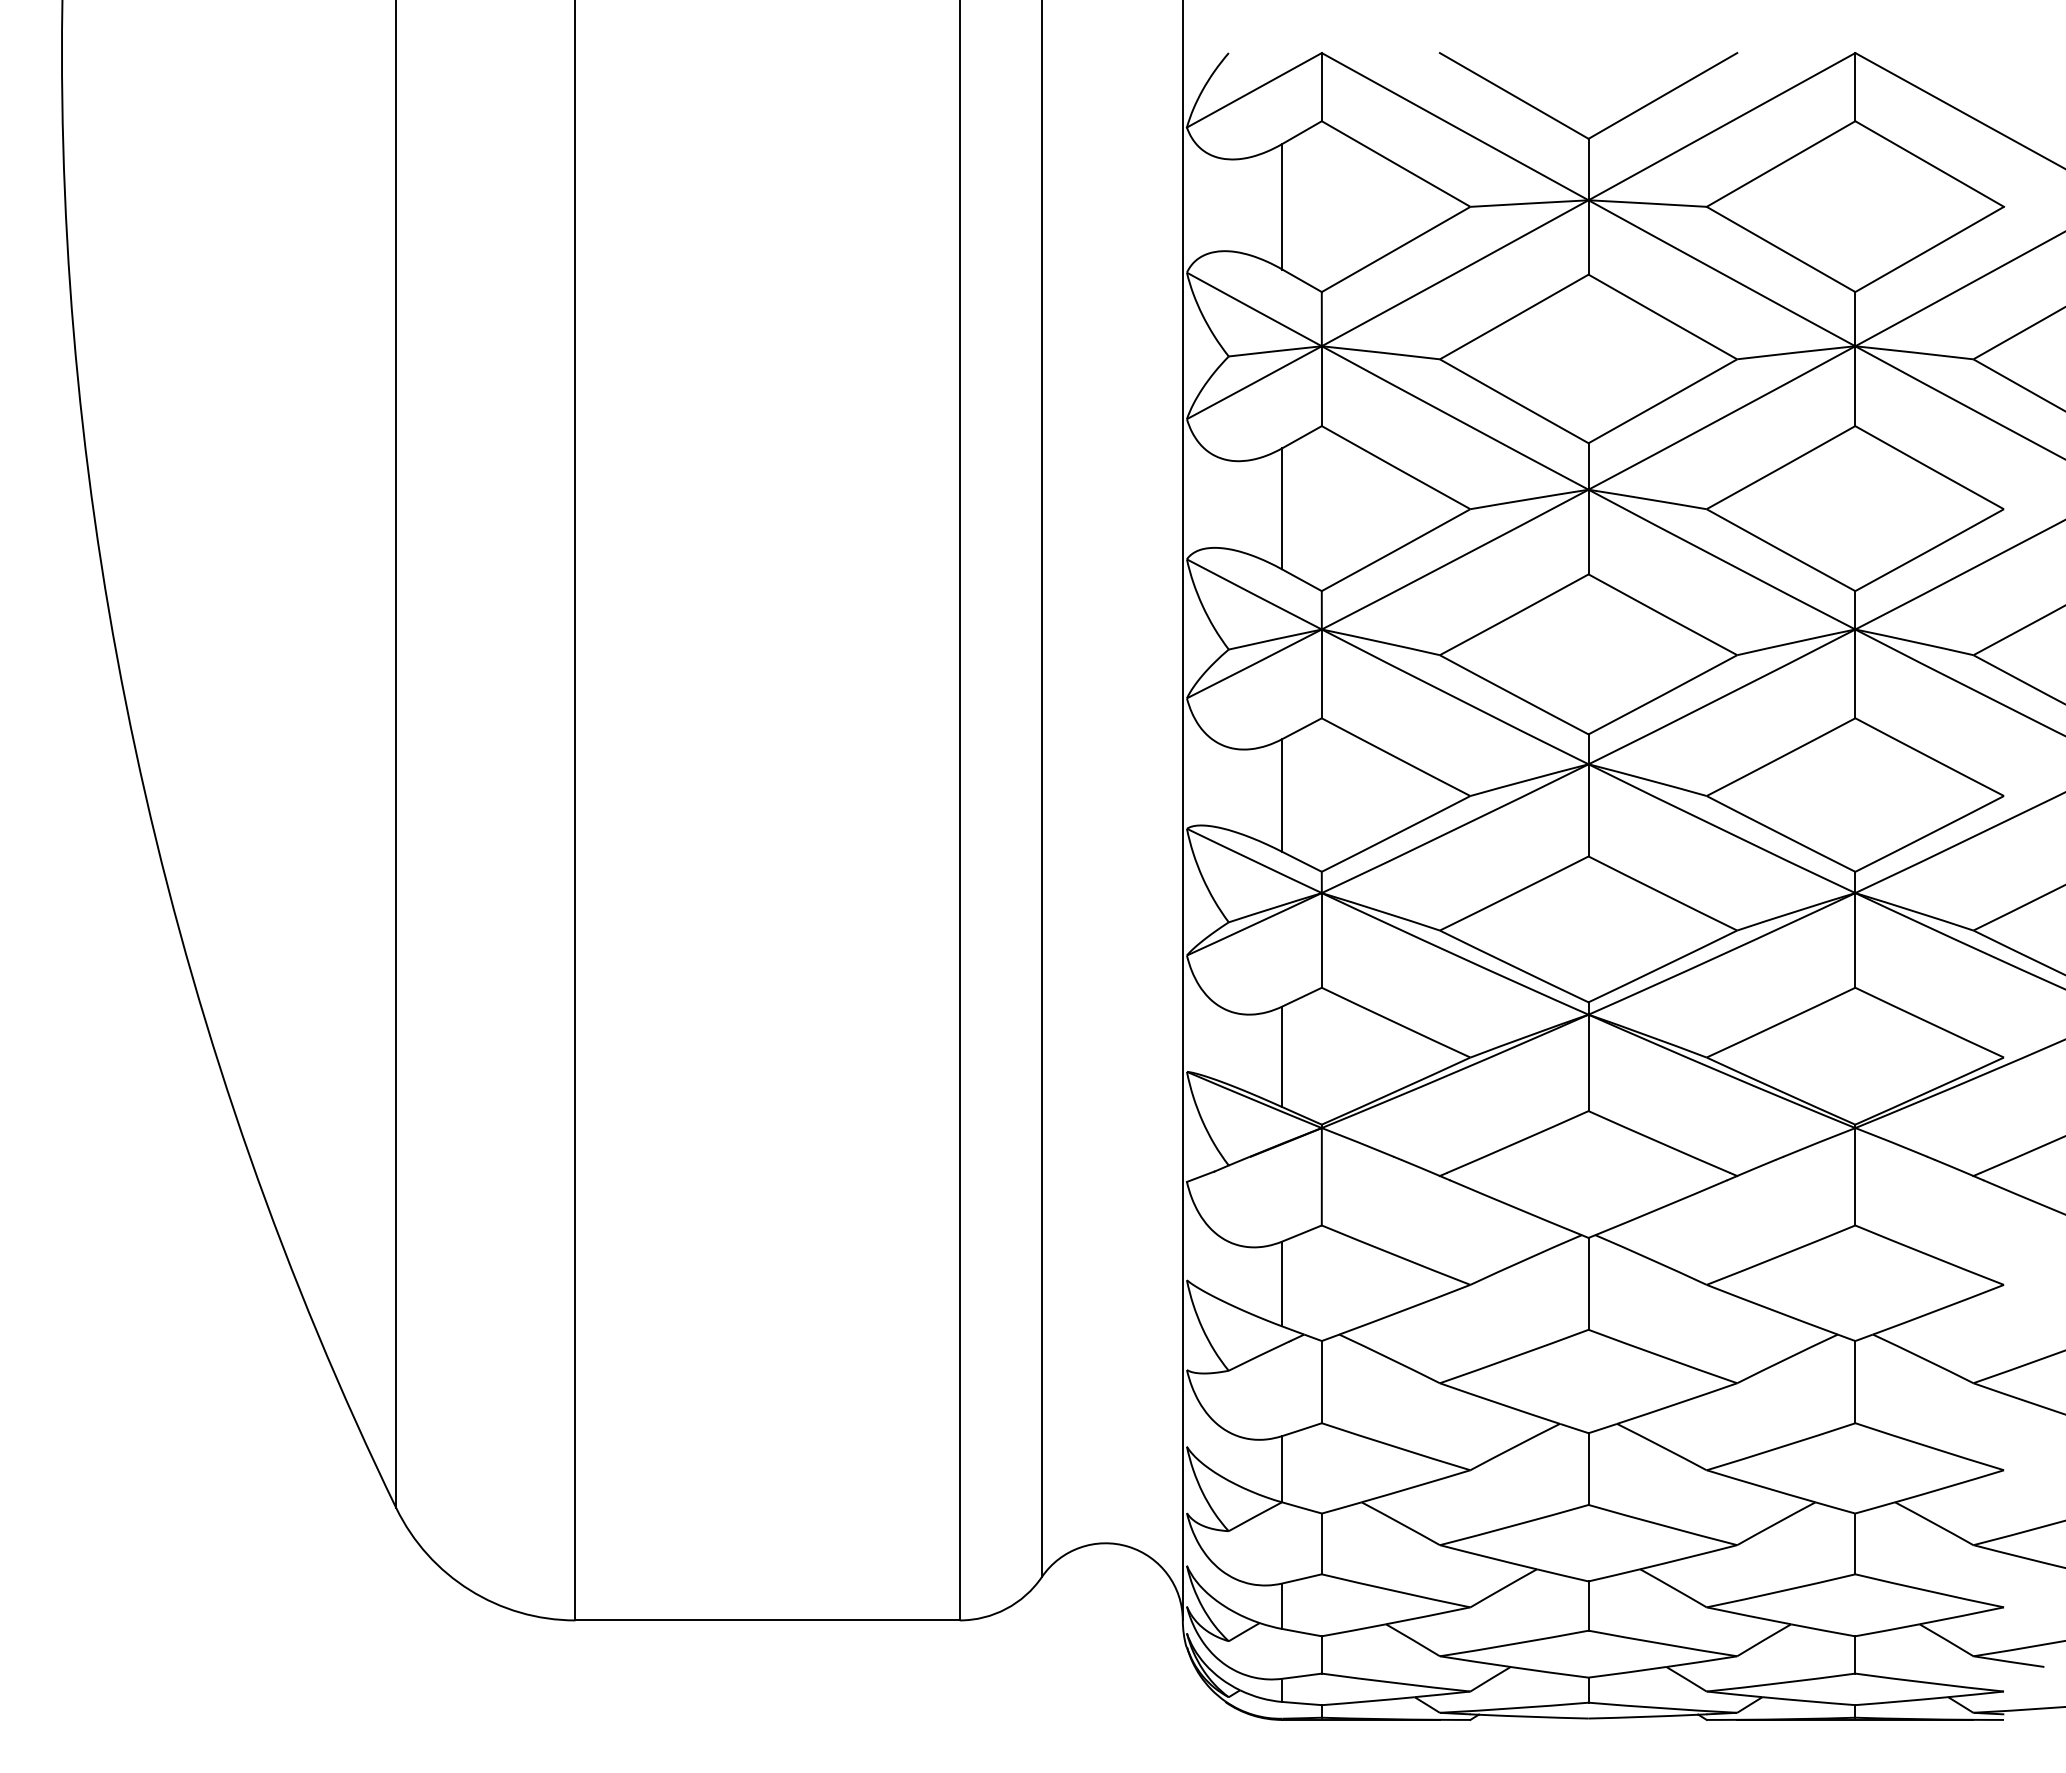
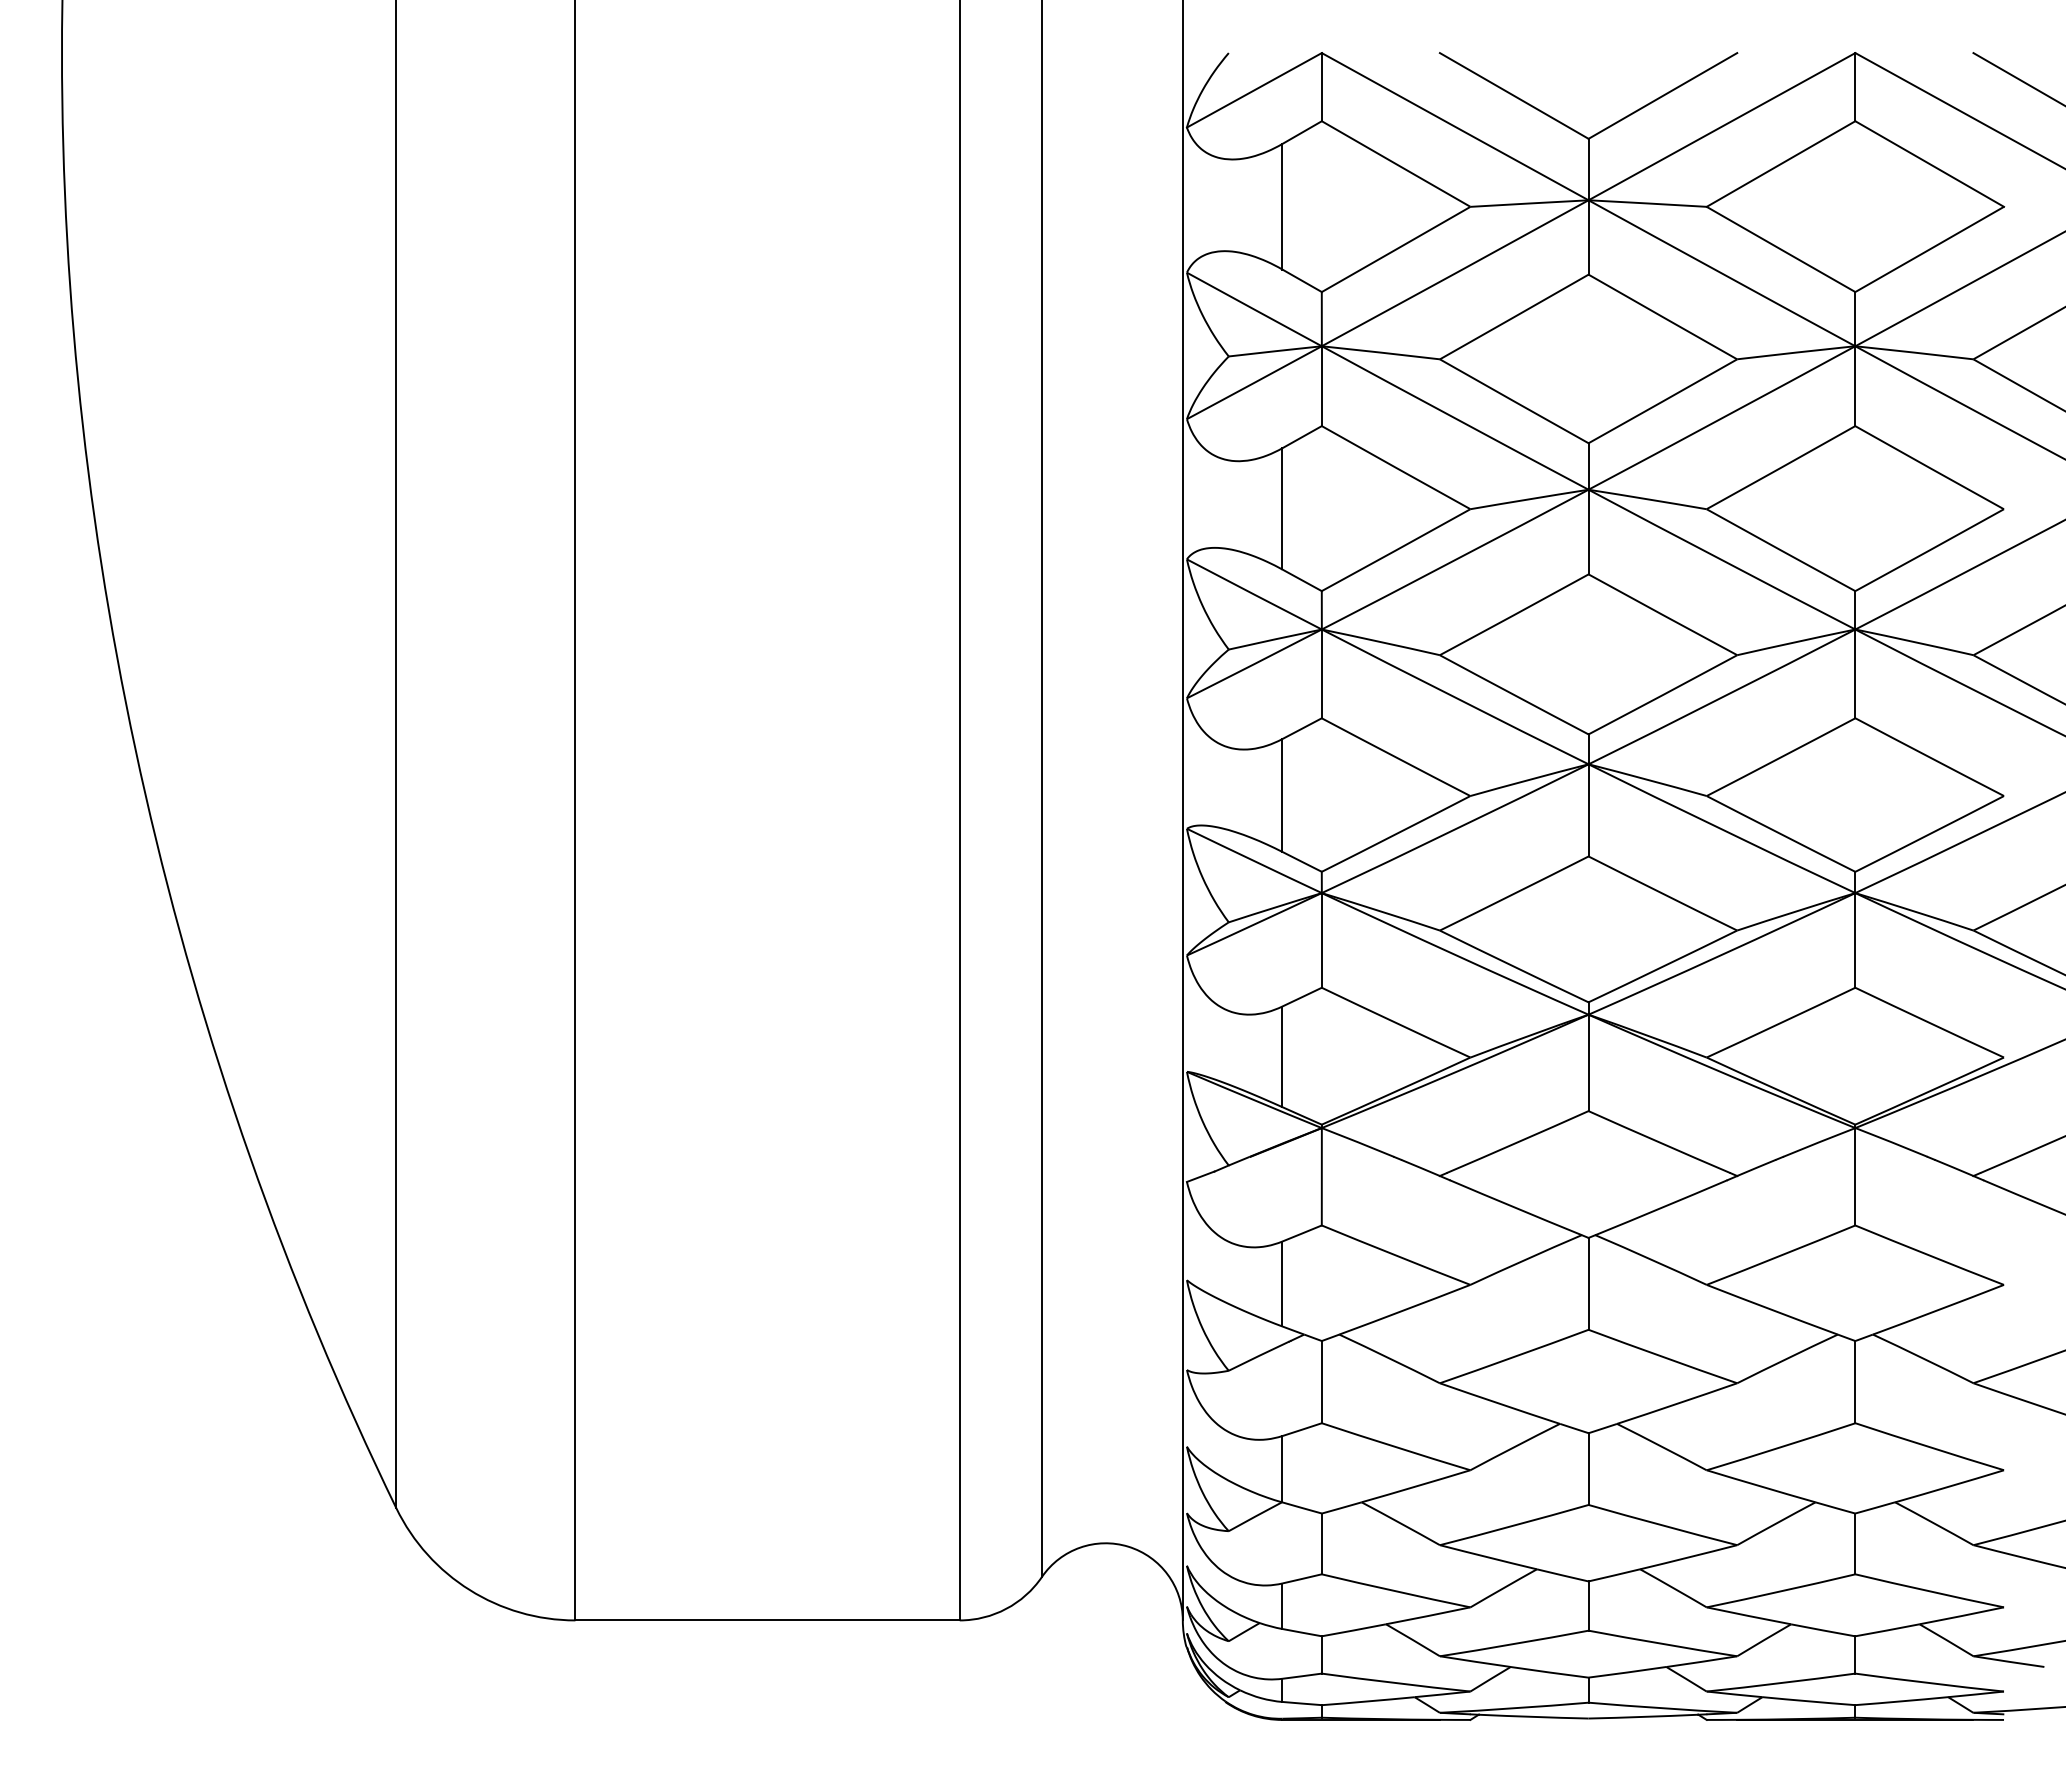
line: none -> present (2017, 78)
